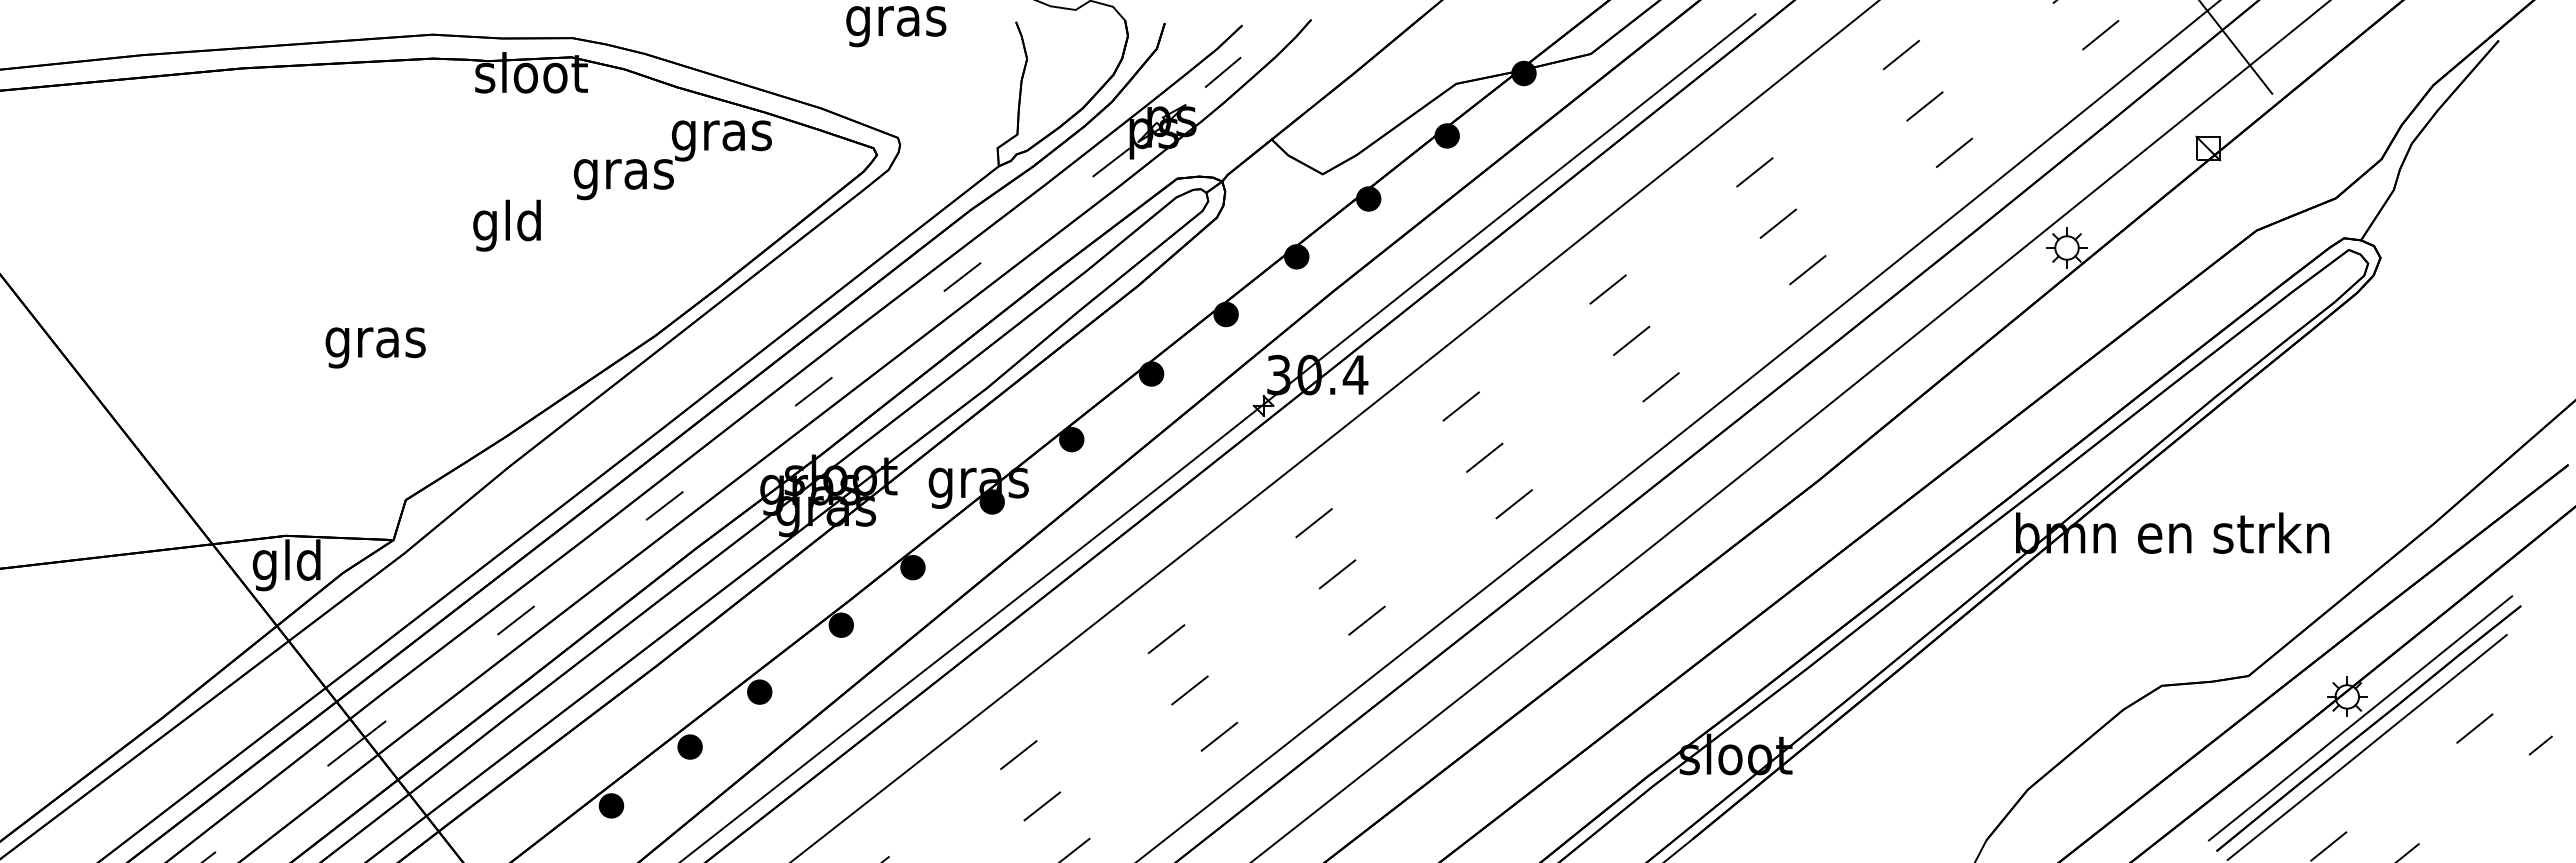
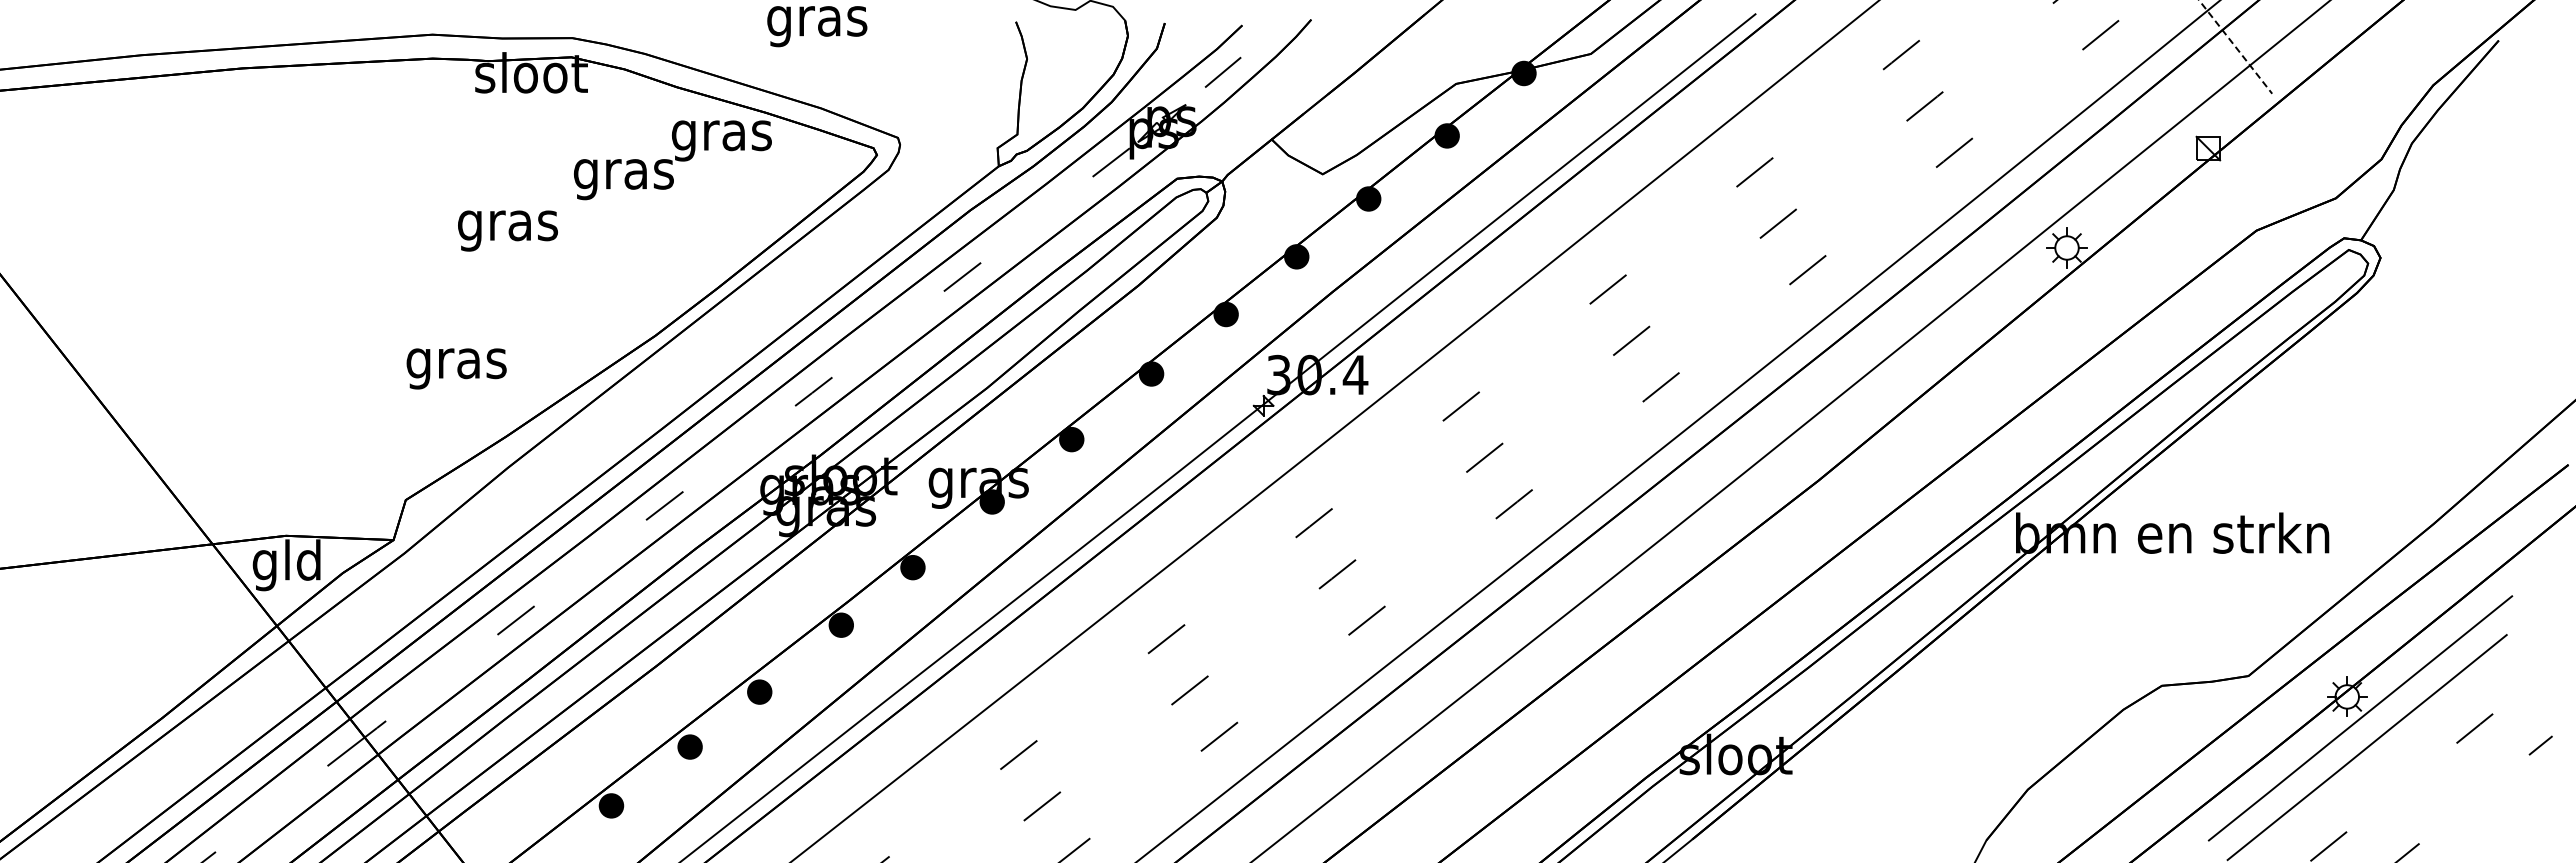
text position: (896, 26) -> (817, 26) (817, 26)
line: solid -> dashed (2235, 47)
text: gld -> gras (507, 225)
text position: (375, 347) -> (456, 368) (456, 368)
line: present -> none (2368, 728)
